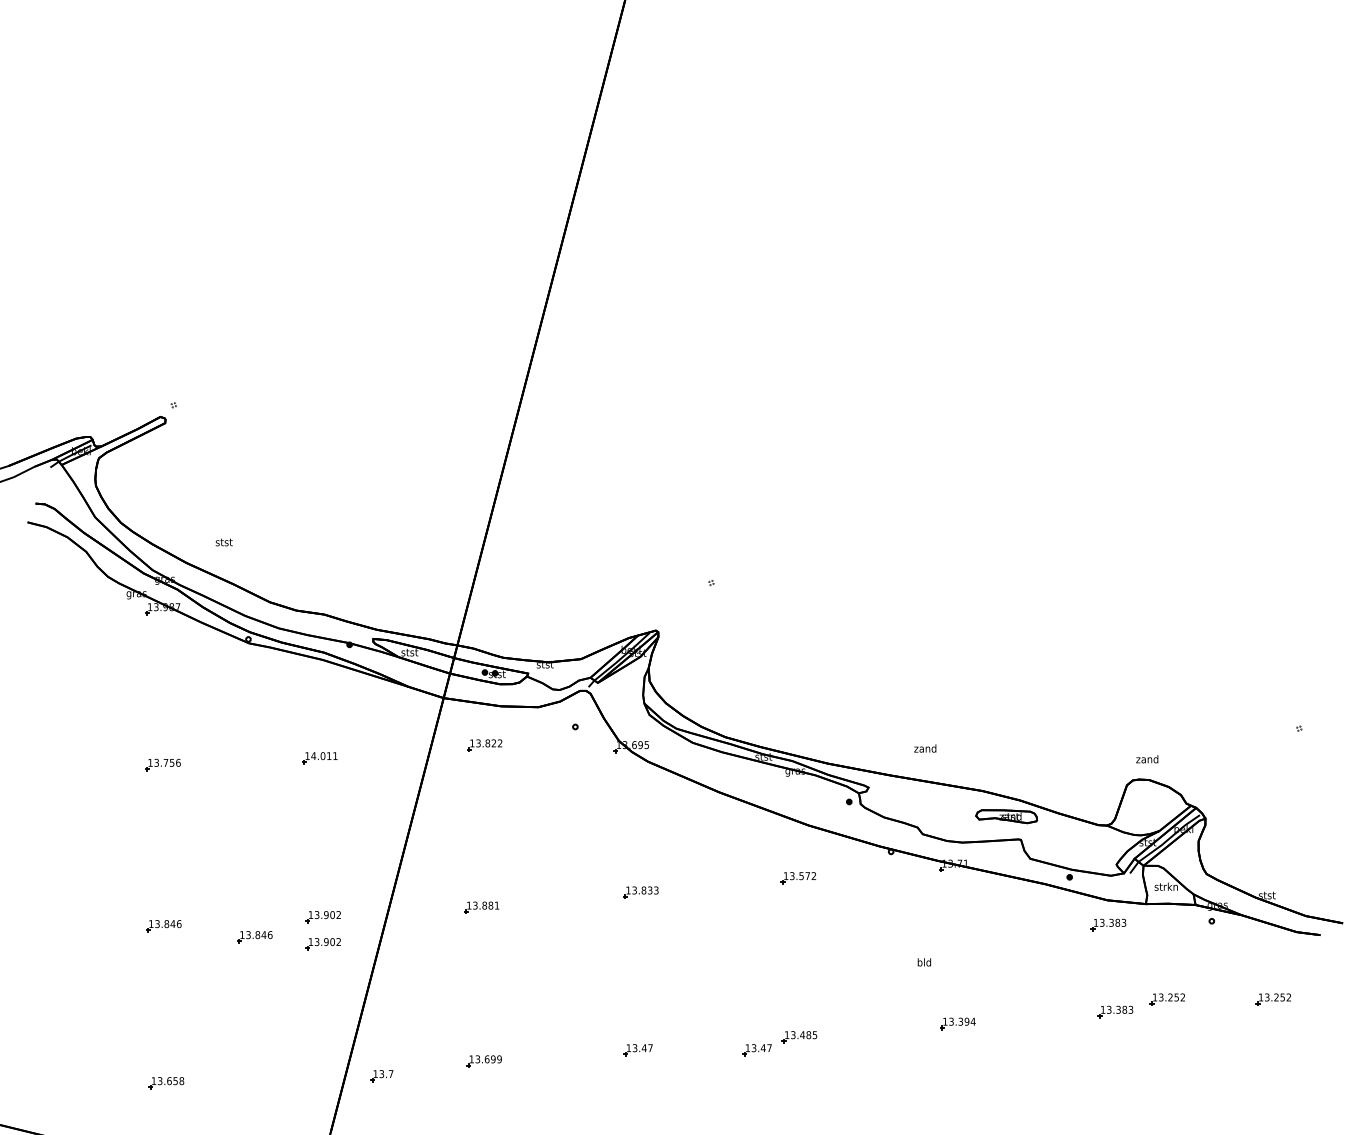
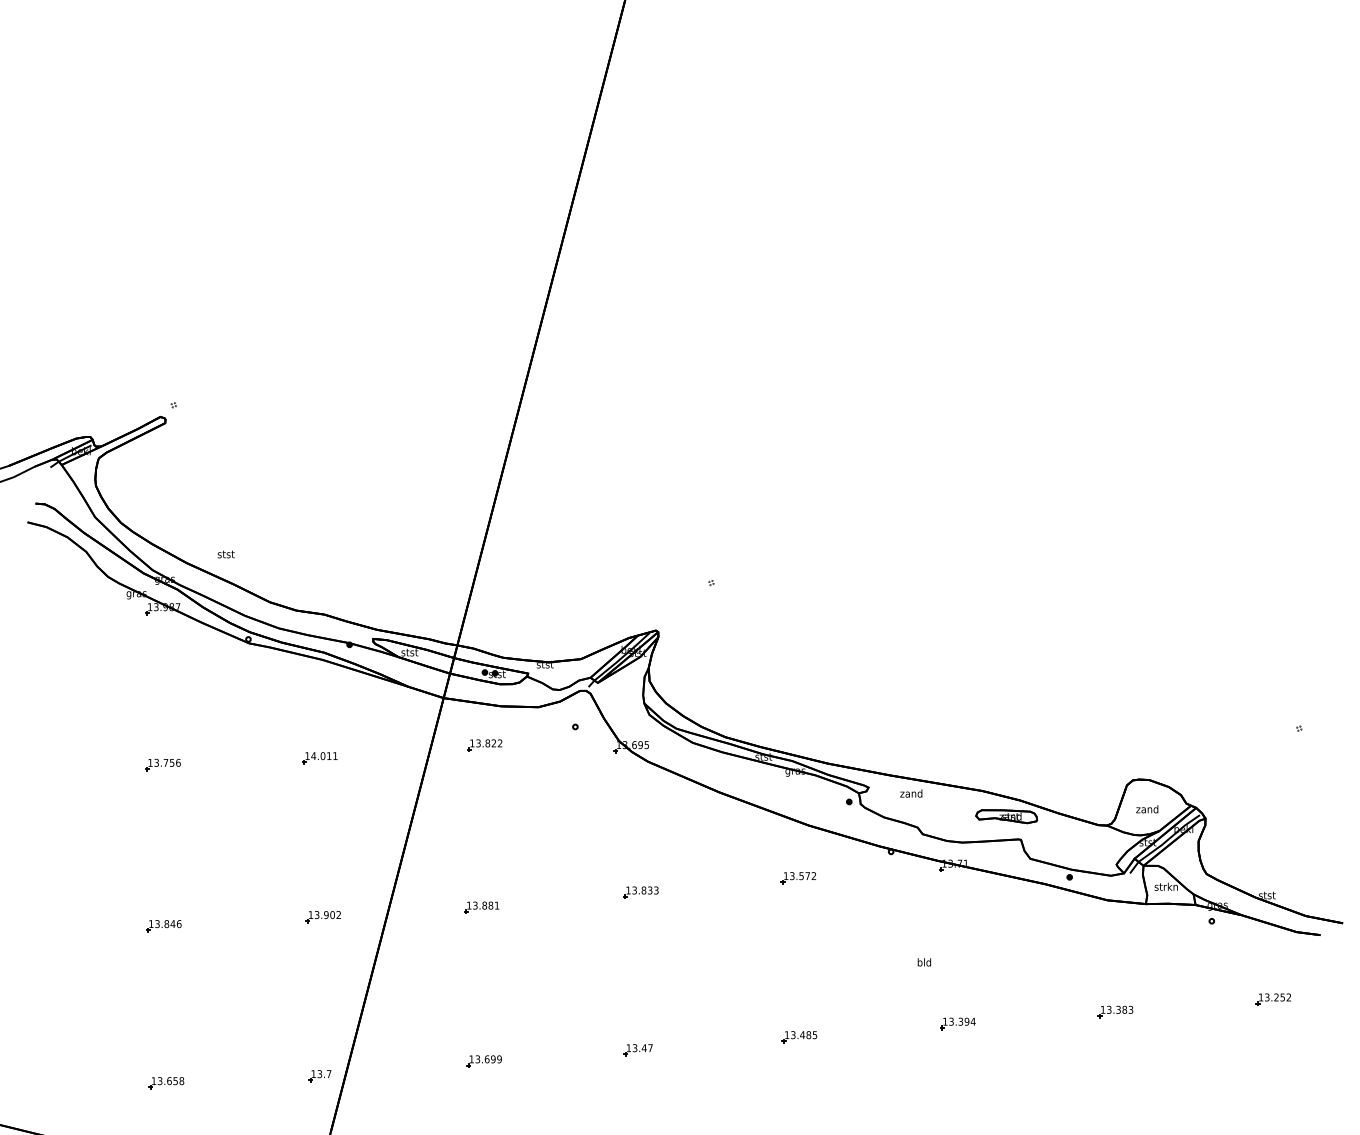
text position: (223, 542) -> (225, 554) (225, 554)
text position: (925, 748) -> (911, 793) (911, 793)
text position: (1147, 759) -> (1147, 809) (1147, 809)
part: present -> none (1108, 924)
part: present -> none (254, 937)
part: present -> none (322, 944)
part: present -> none (1166, 999)
part: present -> none (756, 1050)
part position: (381, 1076) -> (319, 1076) (319, 1076)
